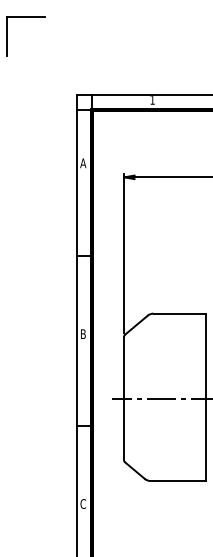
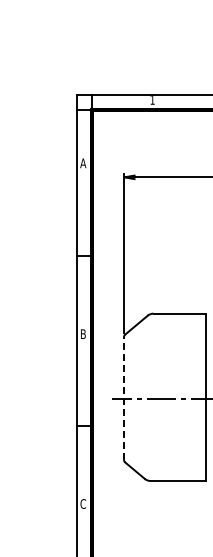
part: present -> none (7, 36)
line: solid -> dashed (124, 398)
